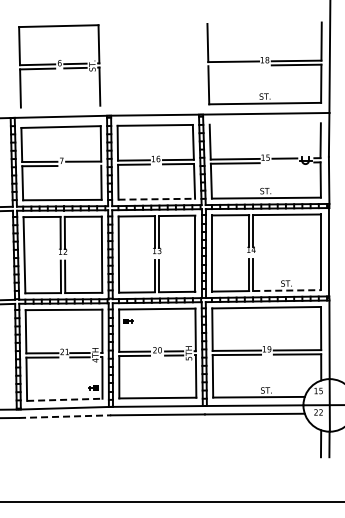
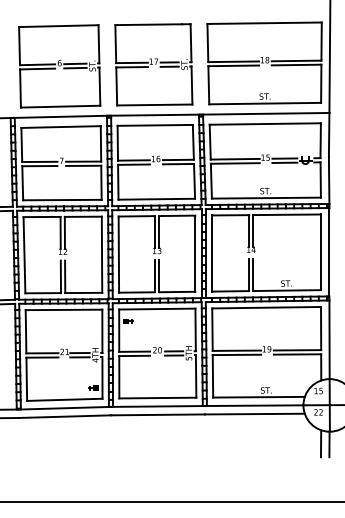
line: none -> present (264, 22)
part: none -> present (153, 64)
line: none -> present (233, 65)
line: none -> present (60, 106)
line: none -> present (264, 123)
line: none -> present (284, 162)
line: none -> present (83, 165)
line: dashed -> solid (157, 199)
line: dashed -> solid (287, 290)
line: dashed -> solid (64, 399)
line: dashed -> solid (65, 416)
